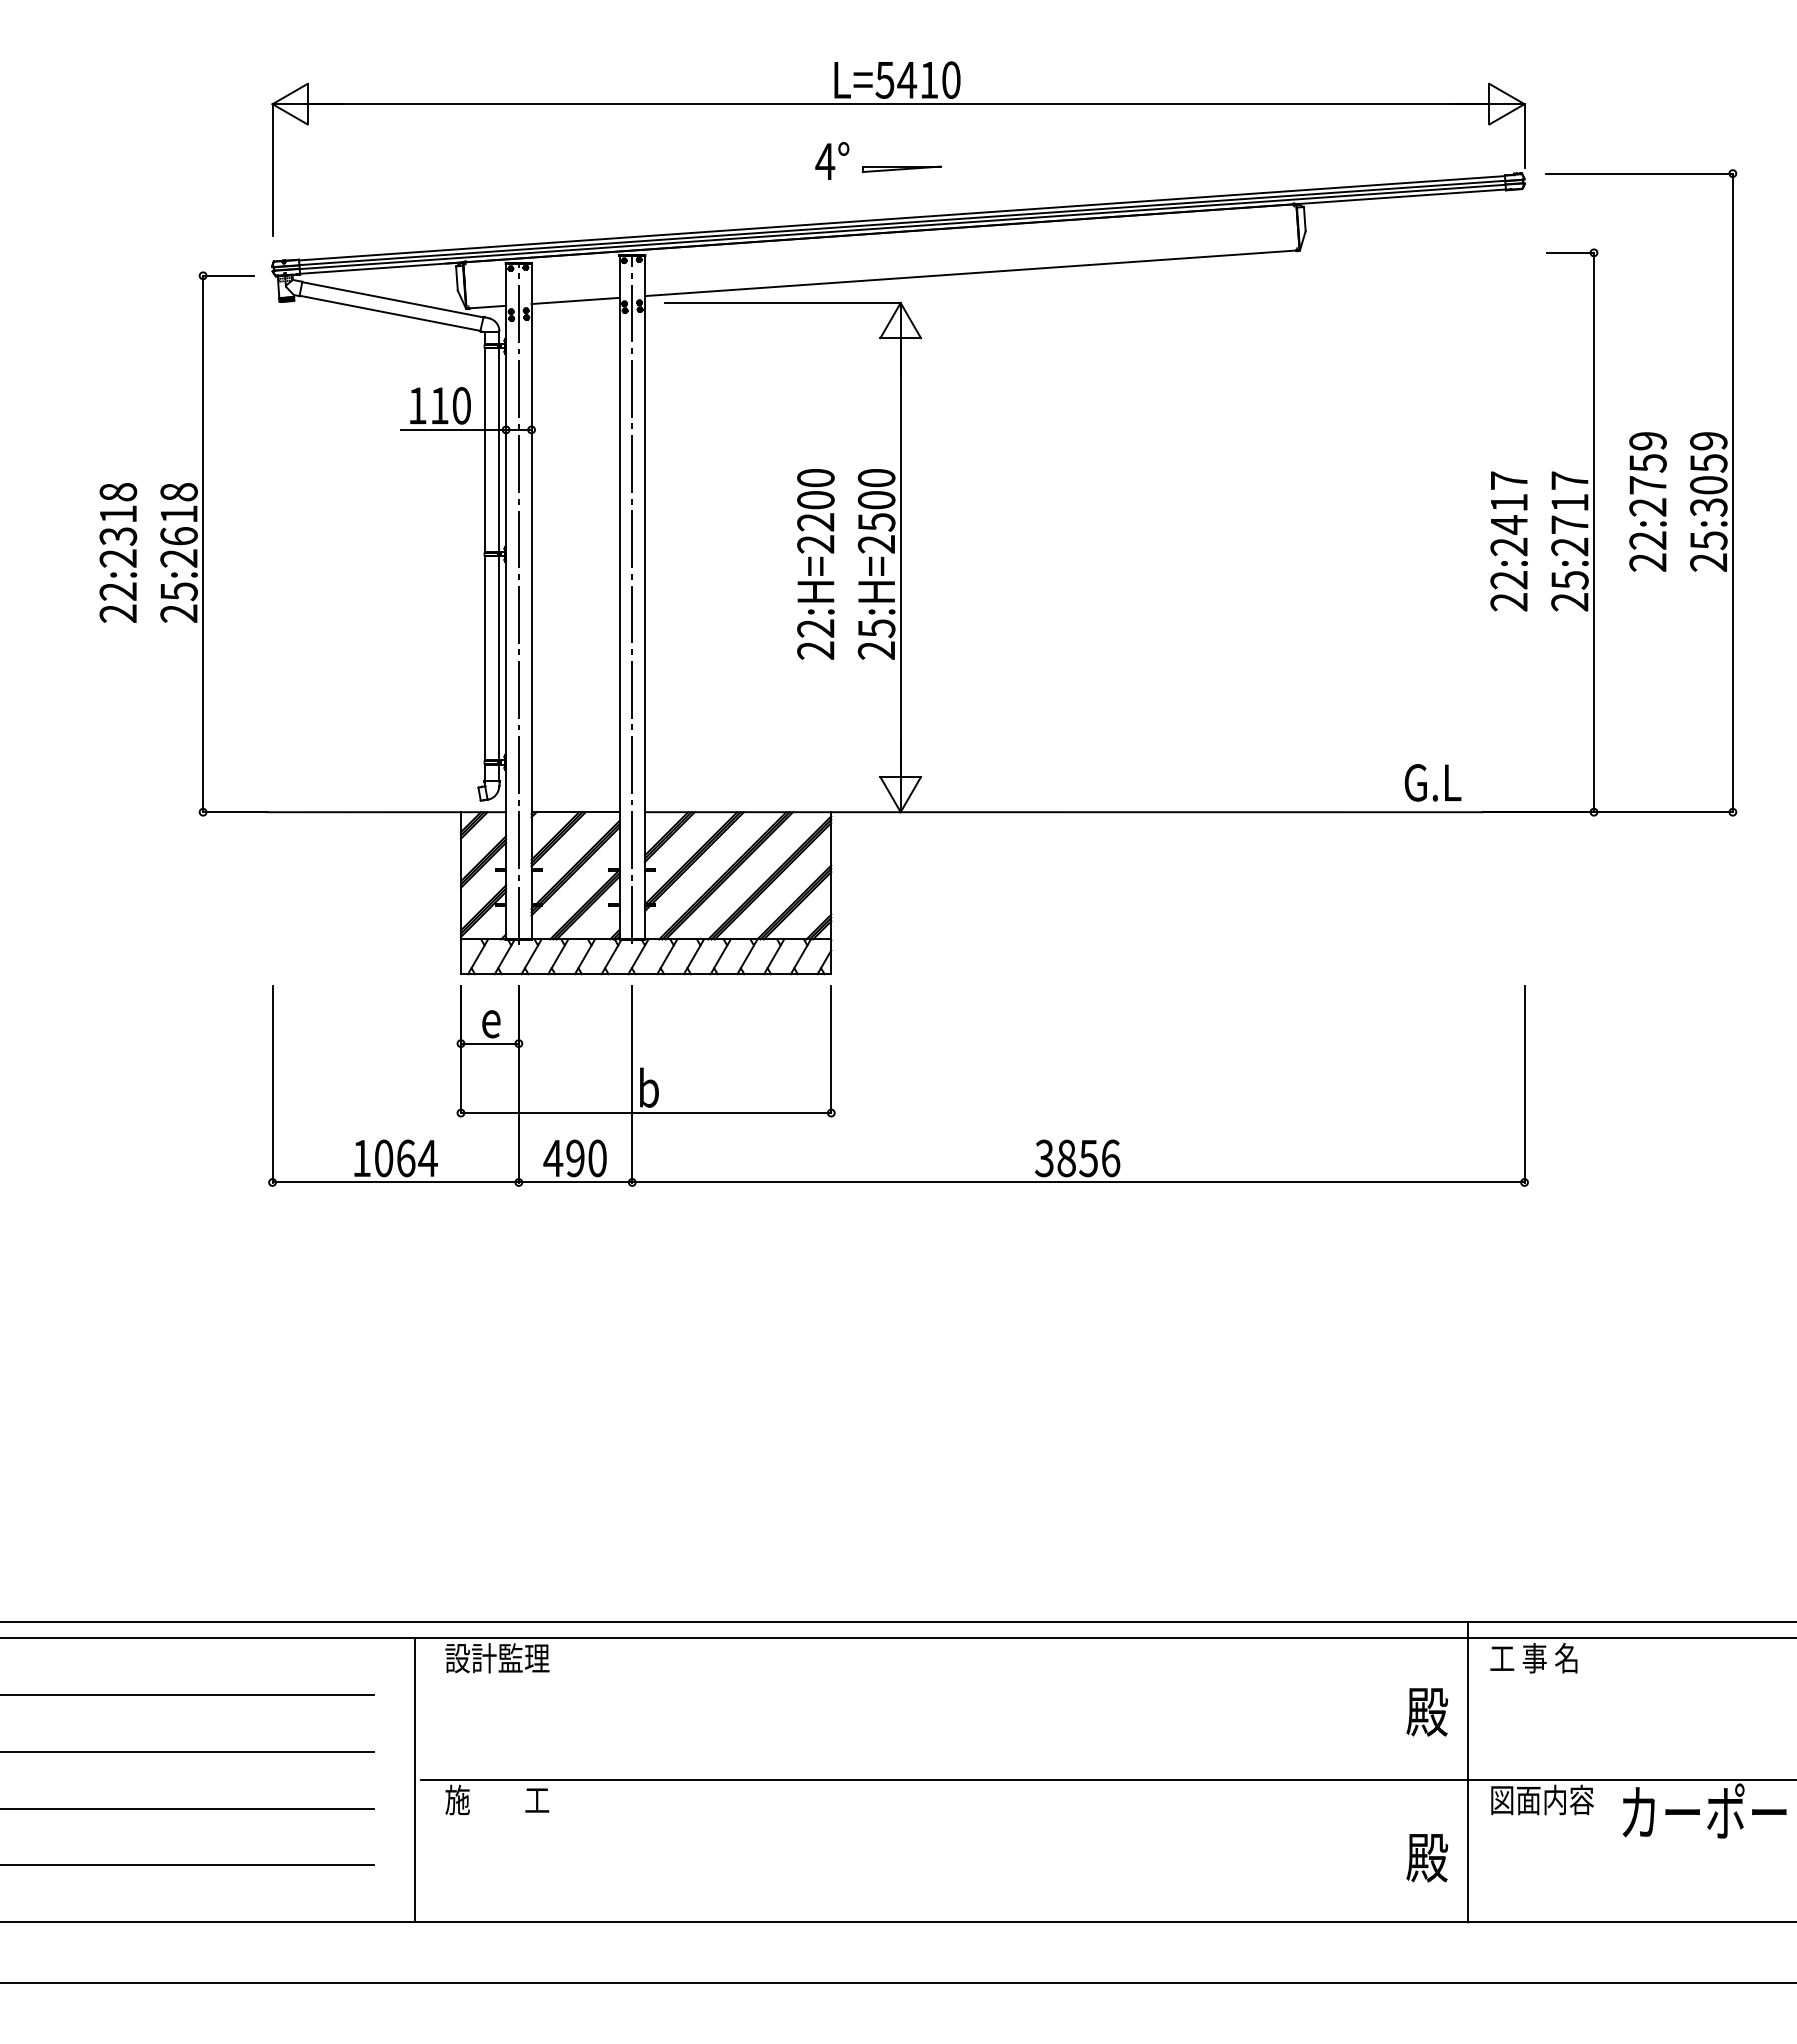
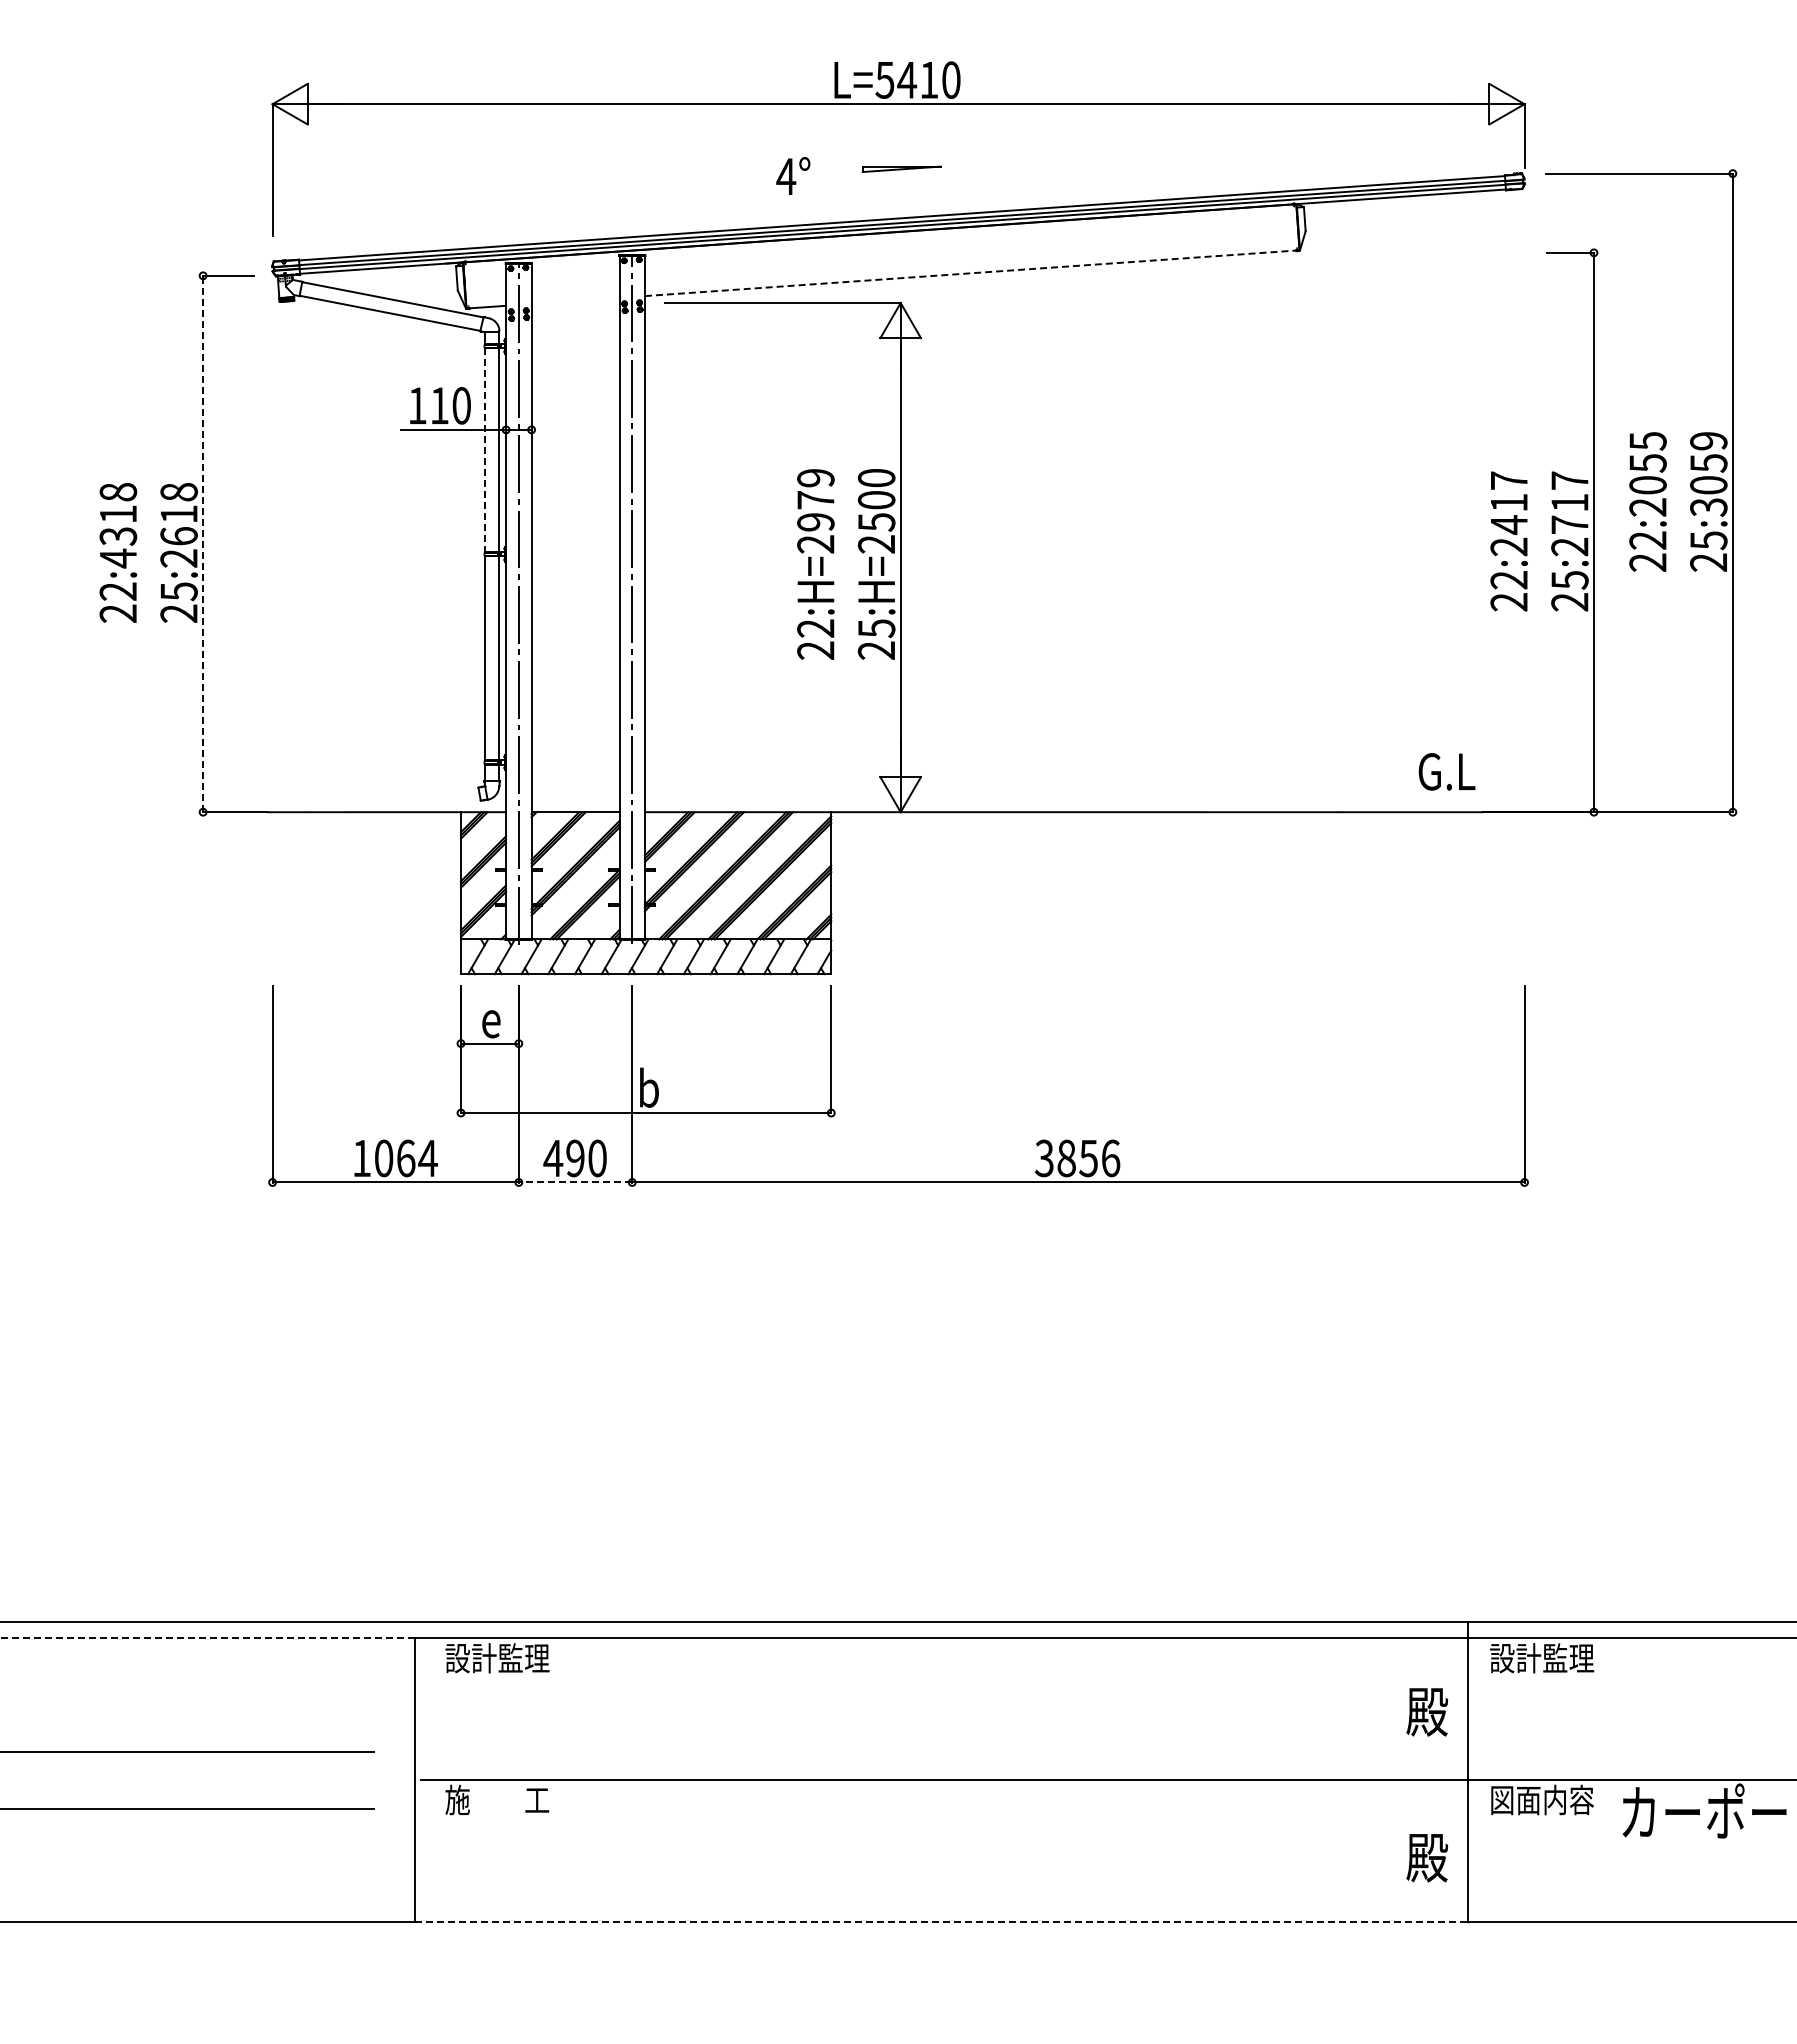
text position: (832, 160) -> (793, 175) (793, 175)
line: solid -> dashed (972, 273)
line: present -> none (575, 300)
line: solid -> dashed (485, 450)
text: 22:2759 -> 22:2055 (1647, 463)
text: 22:H=2200 -> 22:H=2979 (815, 500)
line: solid -> dashed (203, 543)
text: 22:2318 -> 22:4318 (117, 558)
text position: (1432, 782) -> (1446, 771) (1446, 771)
line: solid -> dashed (575, 1182)
line: solid -> dashed (207, 1638)
text: 工 事 名 -> 設計監理 (1542, 1658)
line: present -> none (188, 1695)
line: present -> none (188, 1865)
line: solid -> dashed (941, 1921)
line: present -> none (897, 1982)
